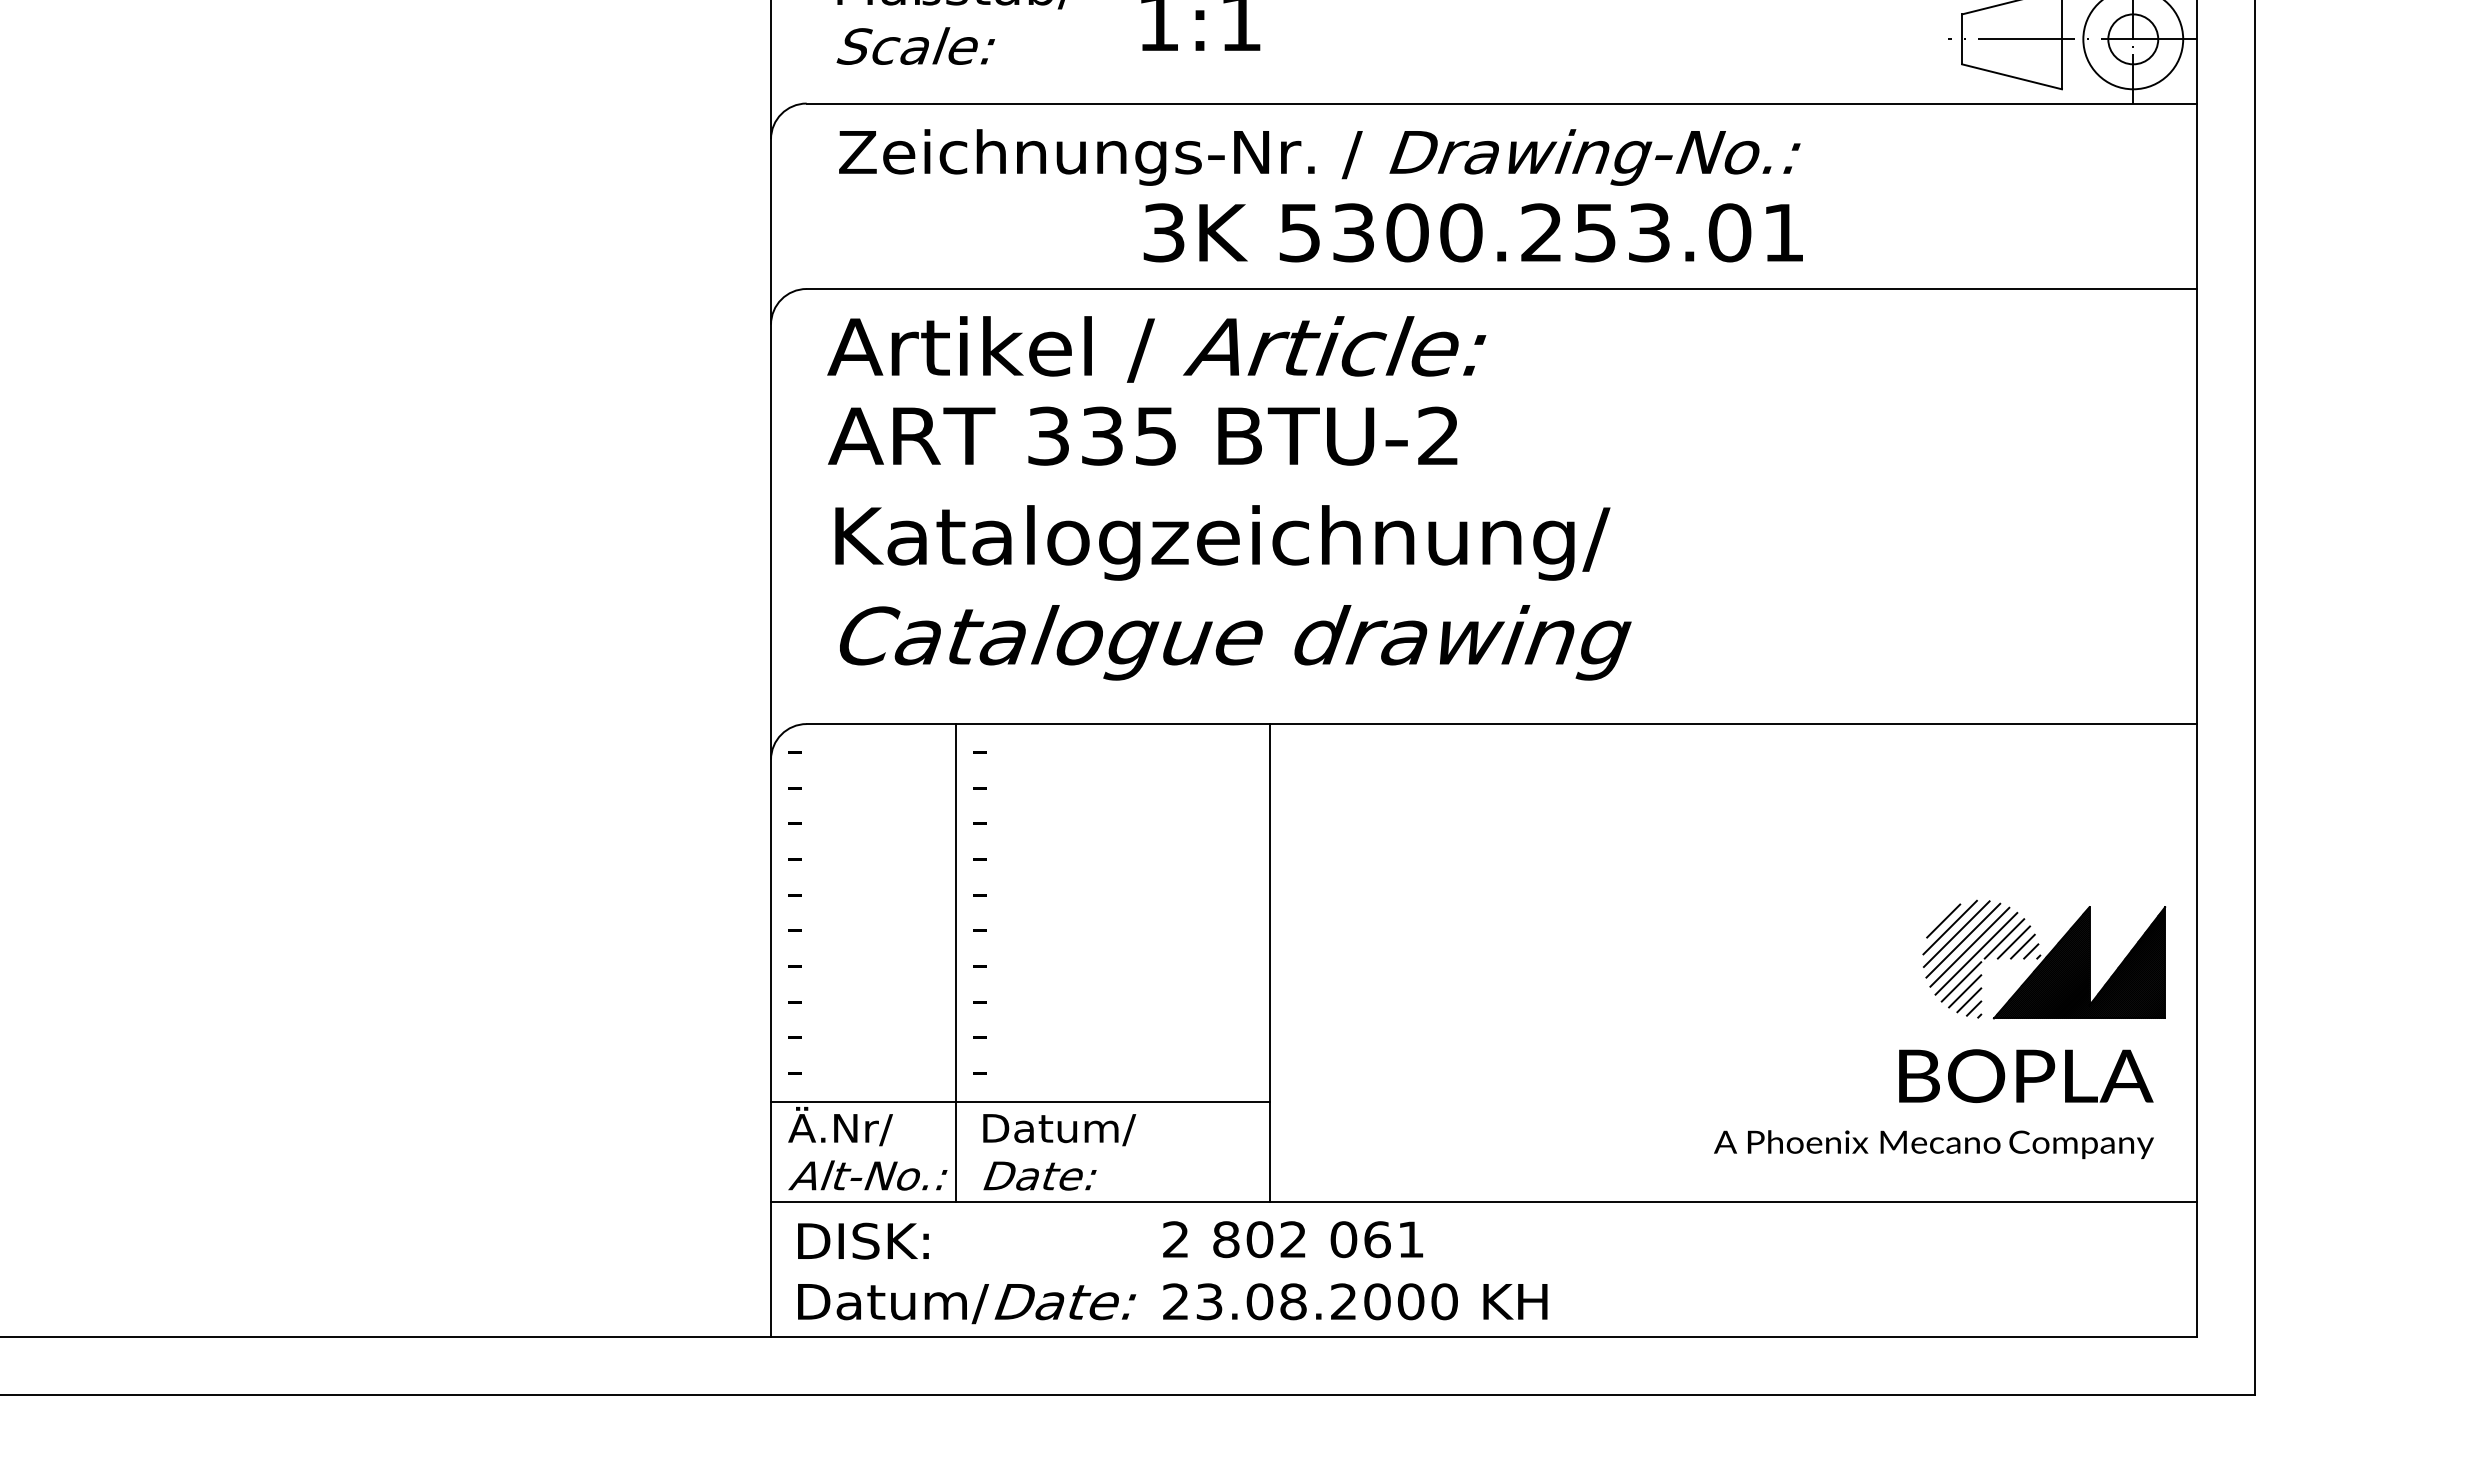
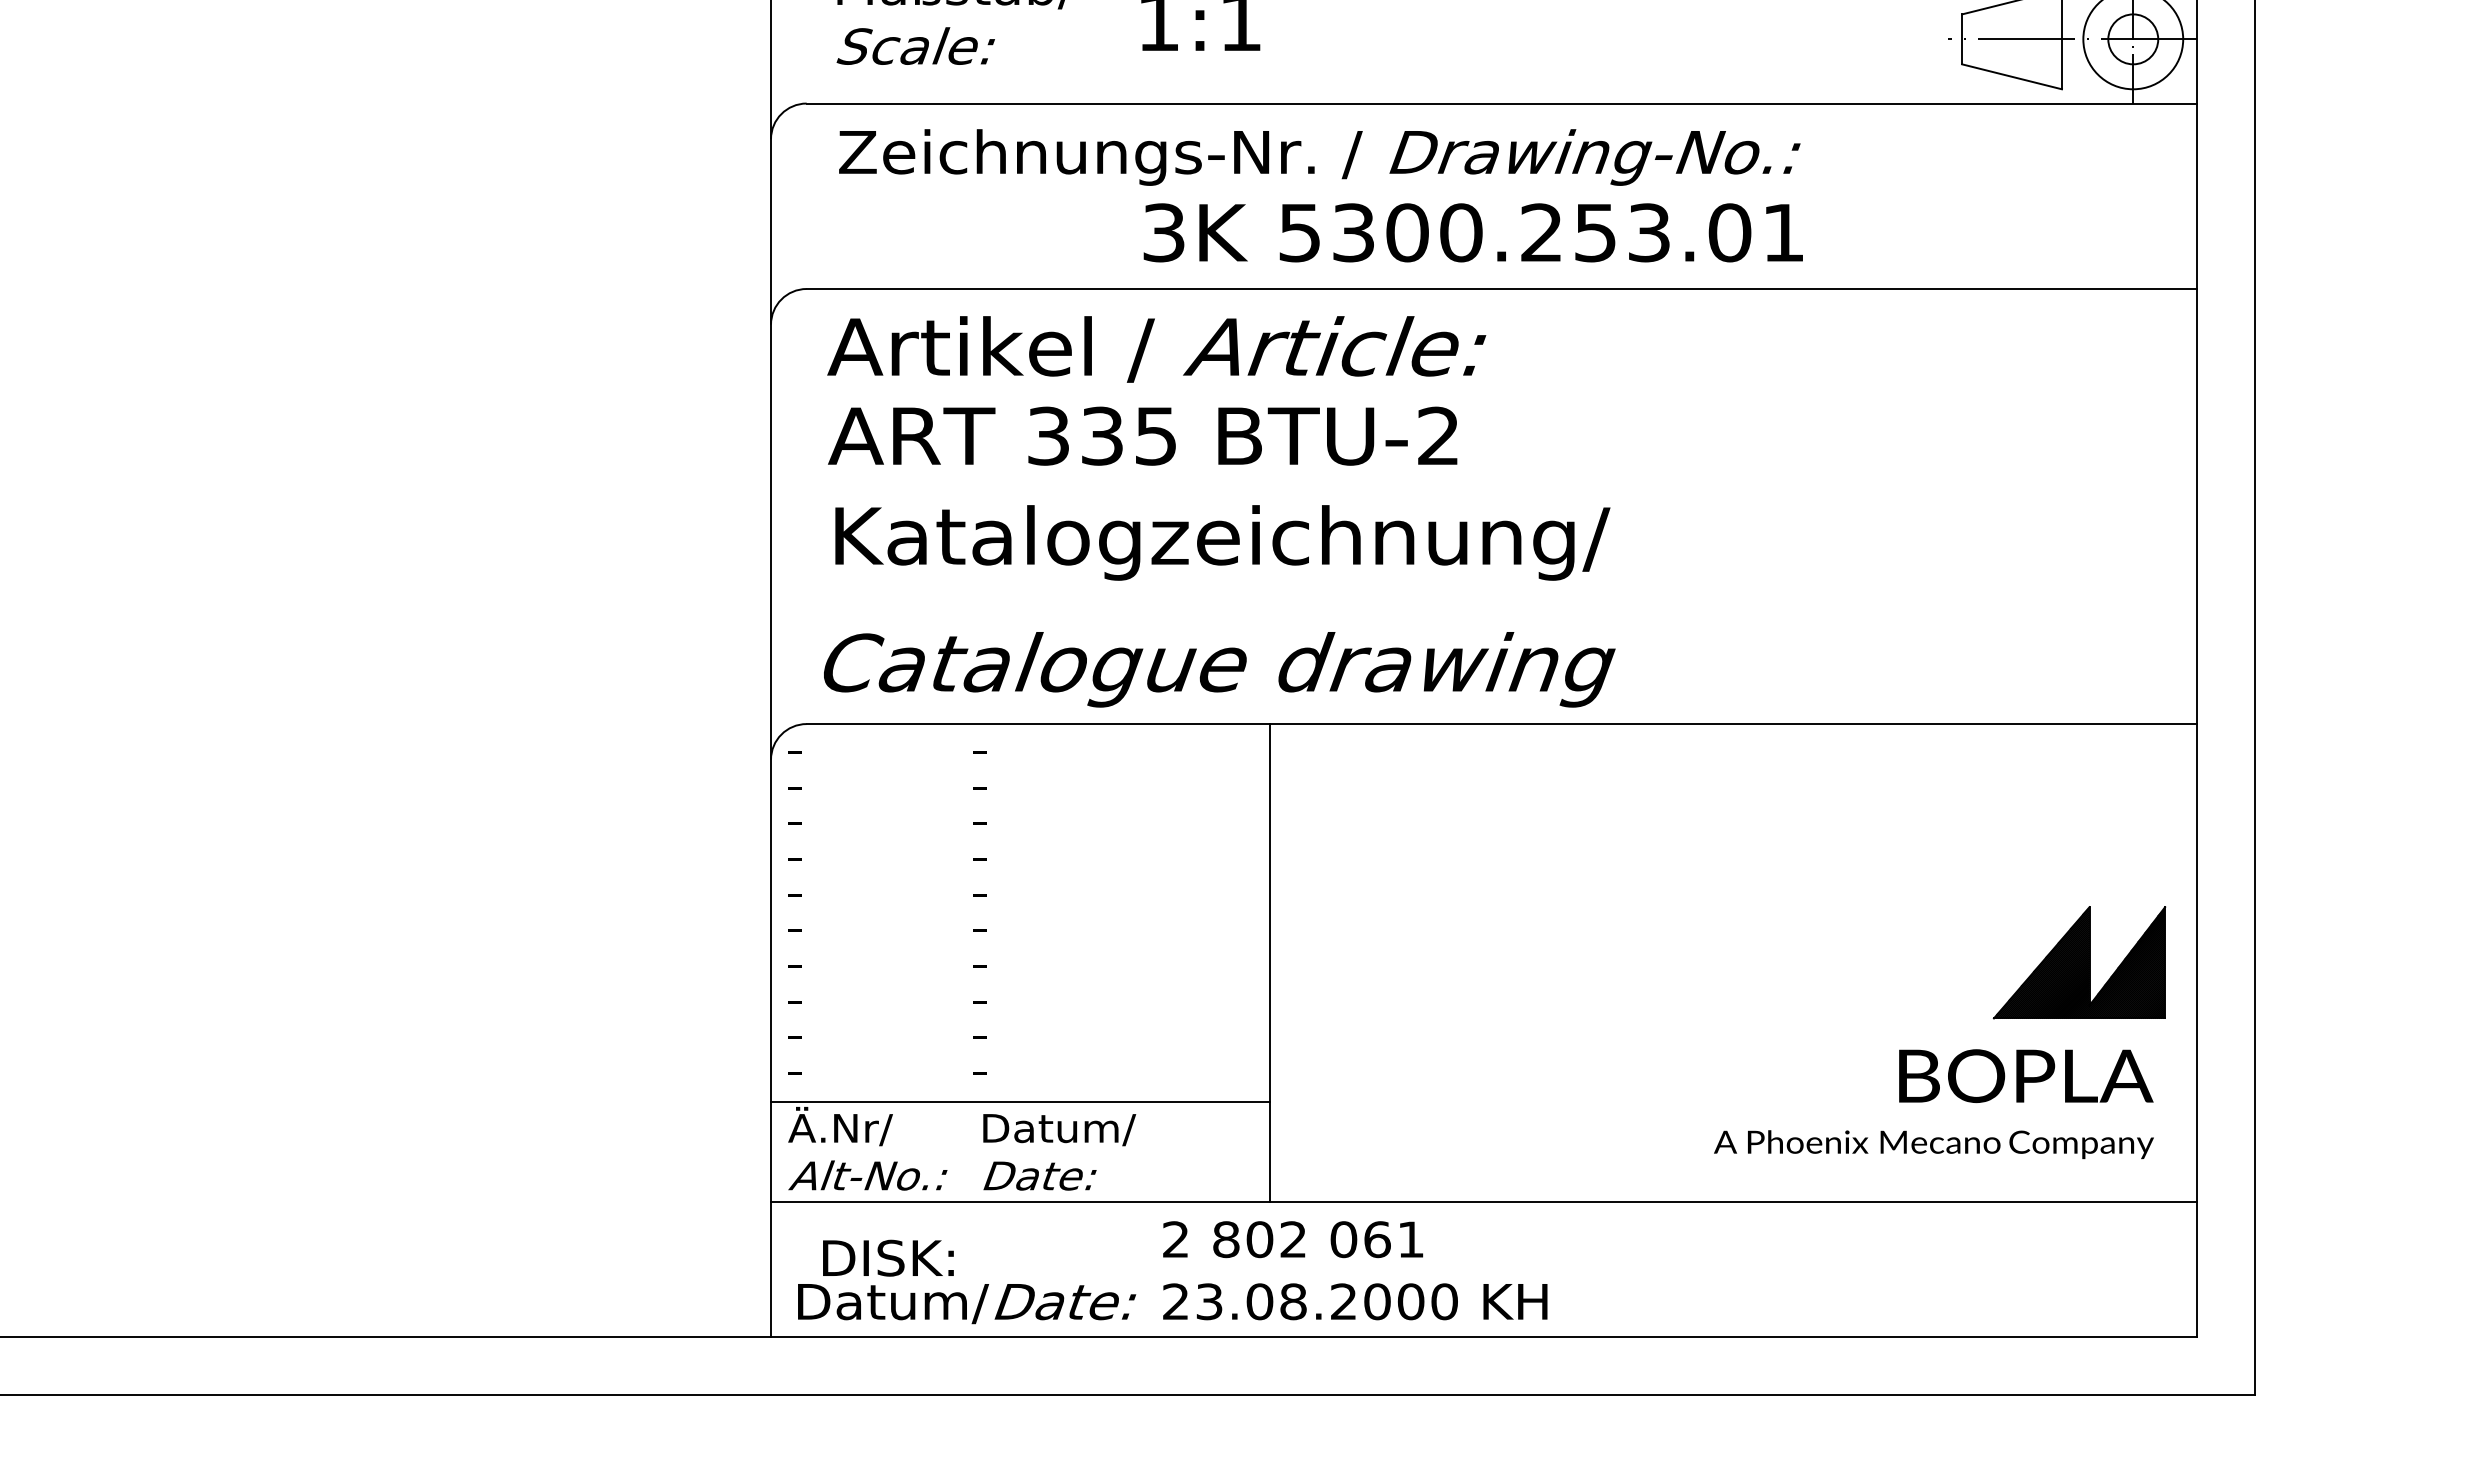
text position: (1235, 642) -> (1219, 669) (1219, 669)
hatch: present -> none (1981, 959)
line: present -> none (956, 962)
text position: (863, 1240) -> (888, 1257) (888, 1257)
